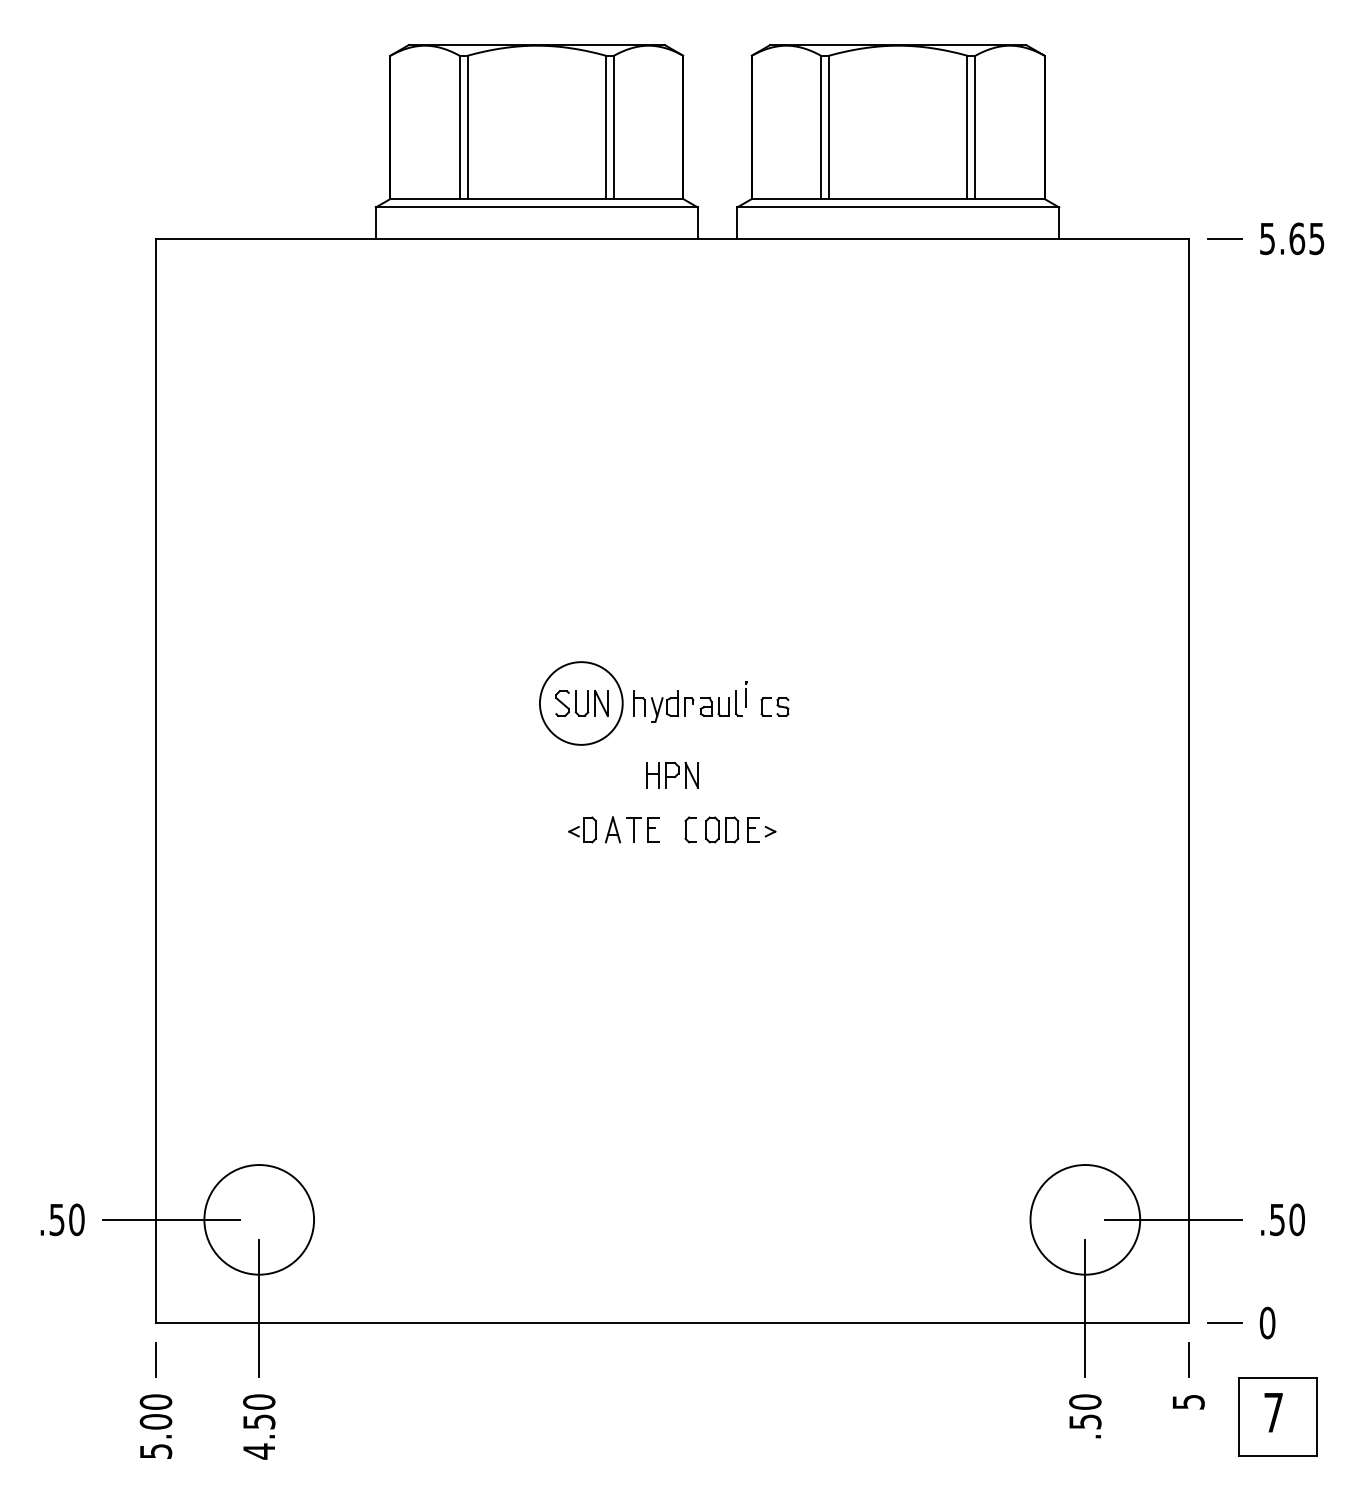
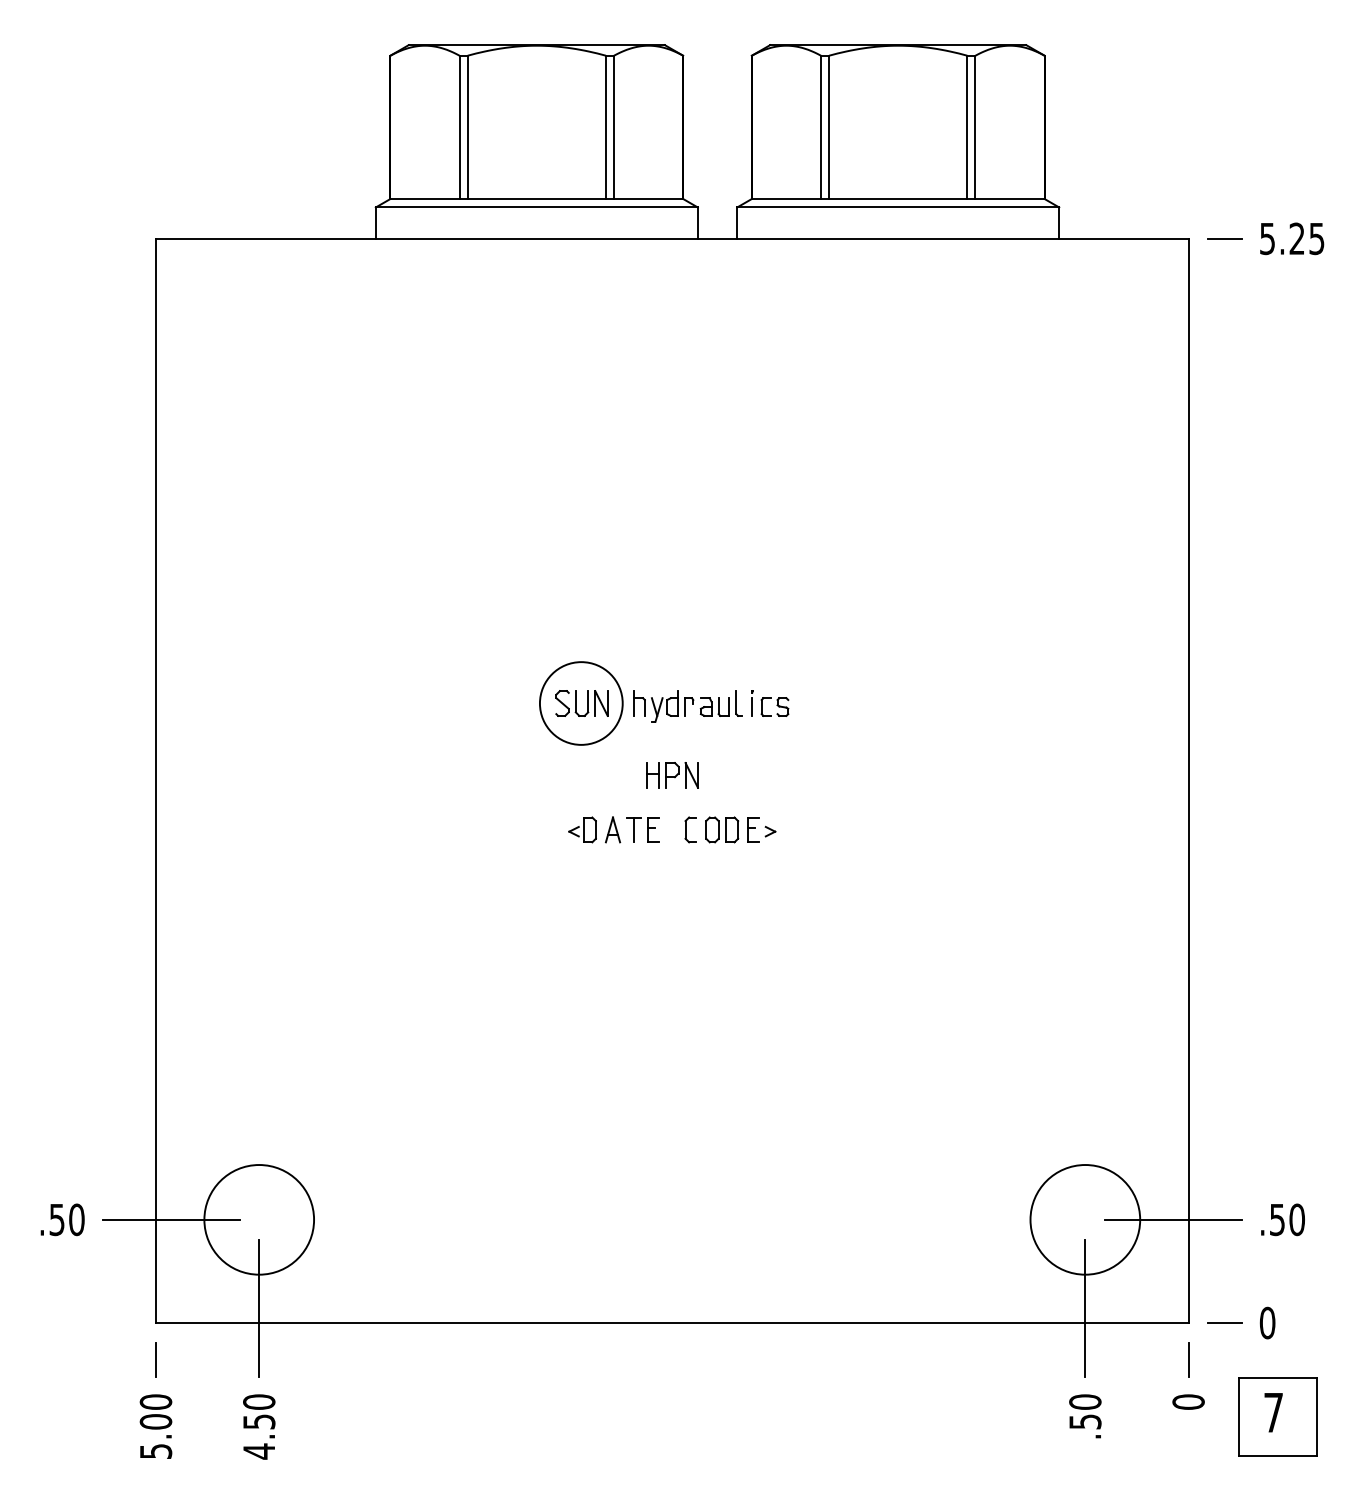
text: 5.65 -> 5.25 (1297, 238)
line position: (746, 694) -> (752, 703) (752, 703)
text: 5 -> 0 (1188, 1401)
